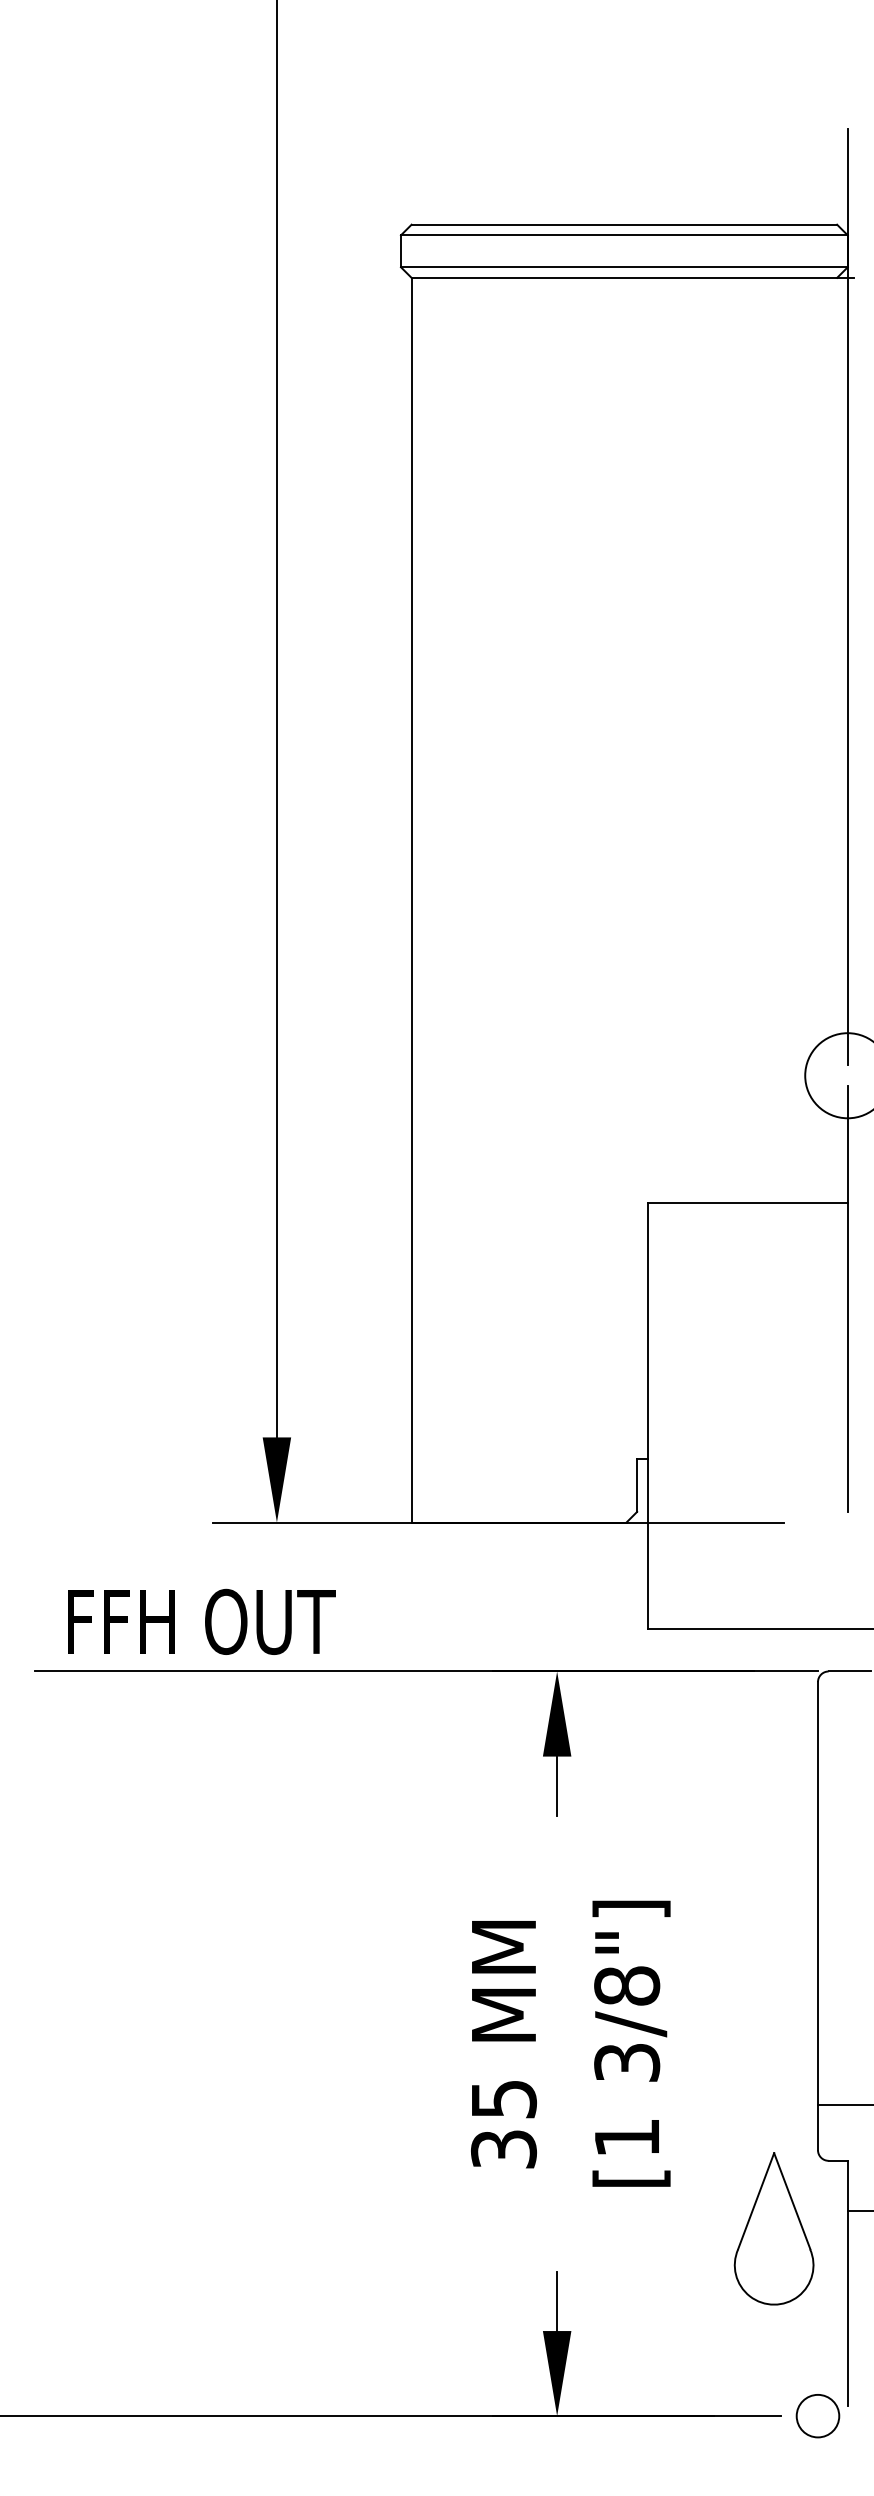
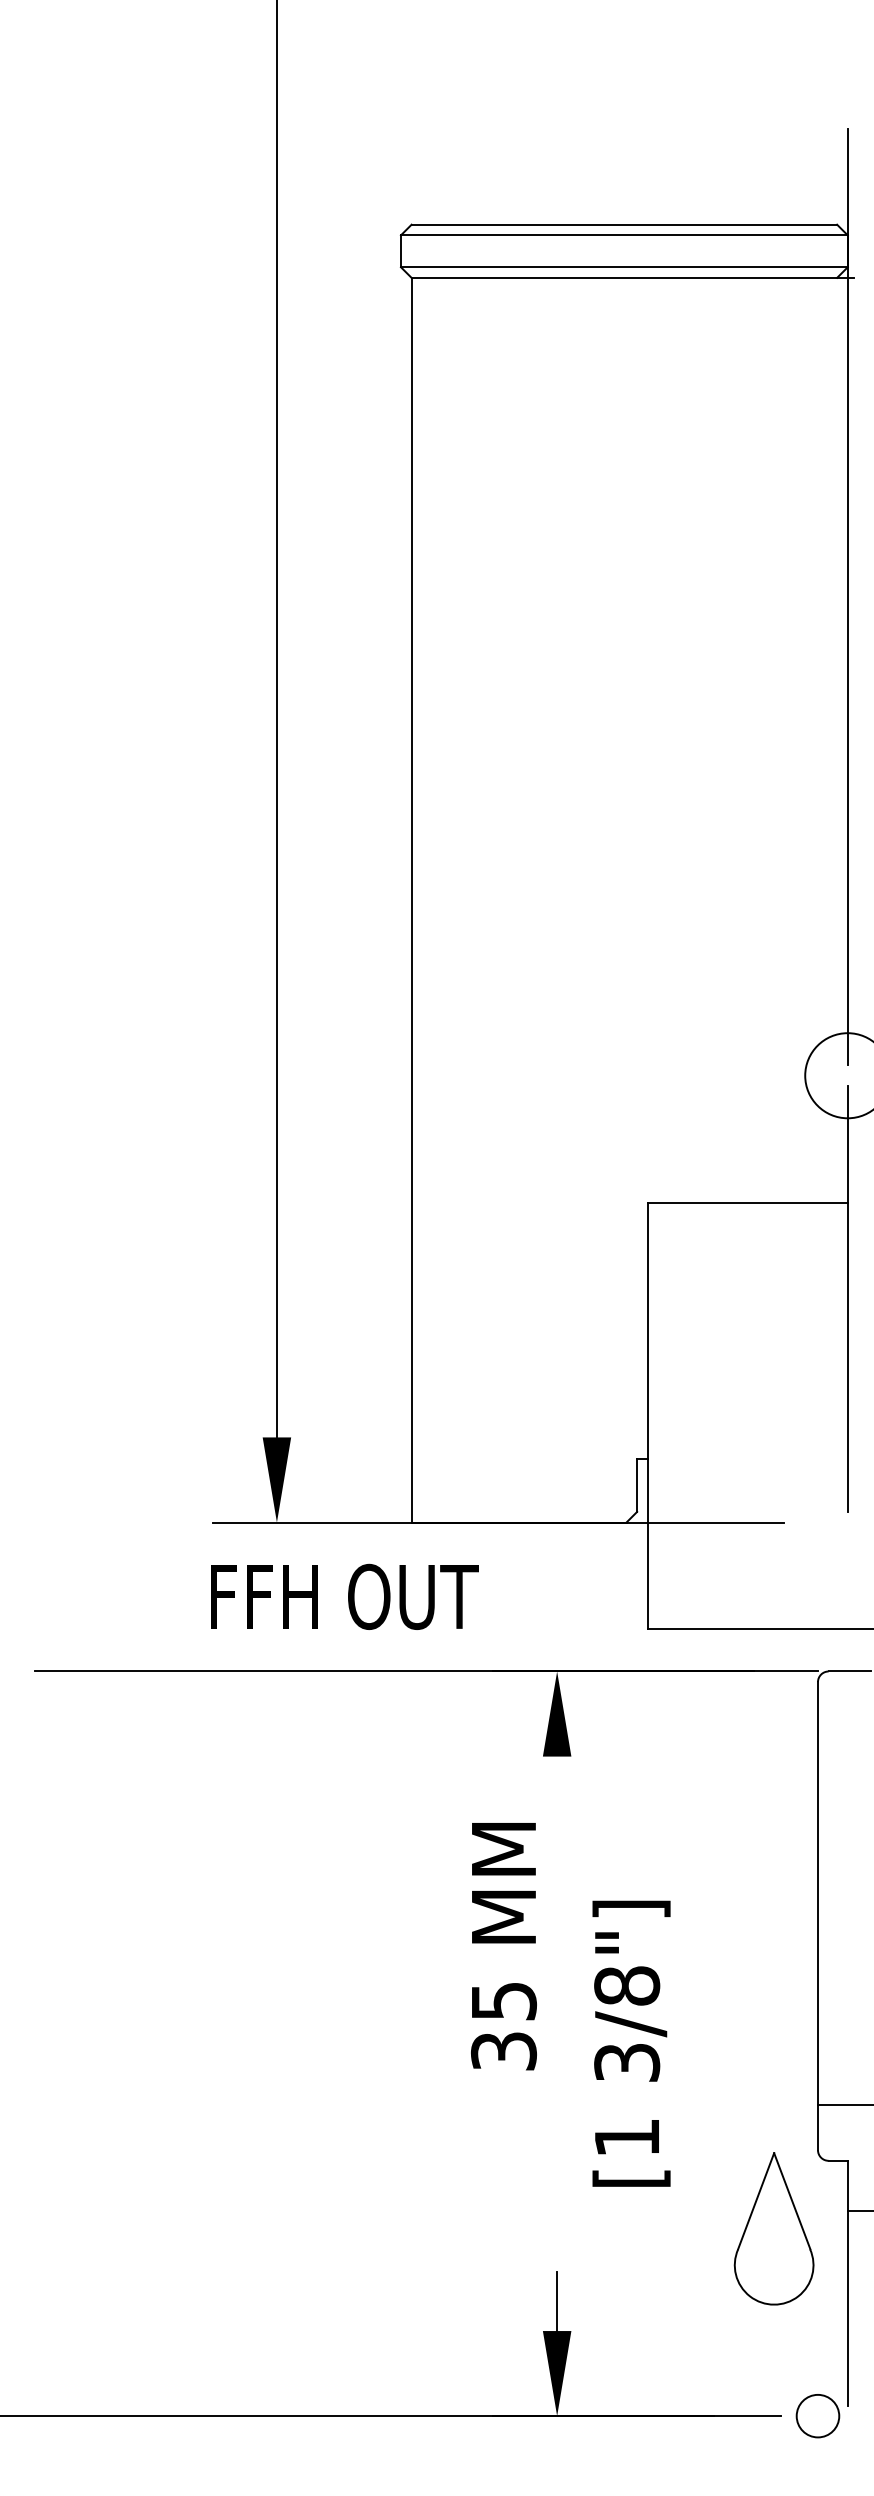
text position: (201, 1621) -> (344, 1596) (344, 1596)
line: present -> none (557, 1785)
text position: (503, 2044) -> (503, 1946) (503, 1946)
